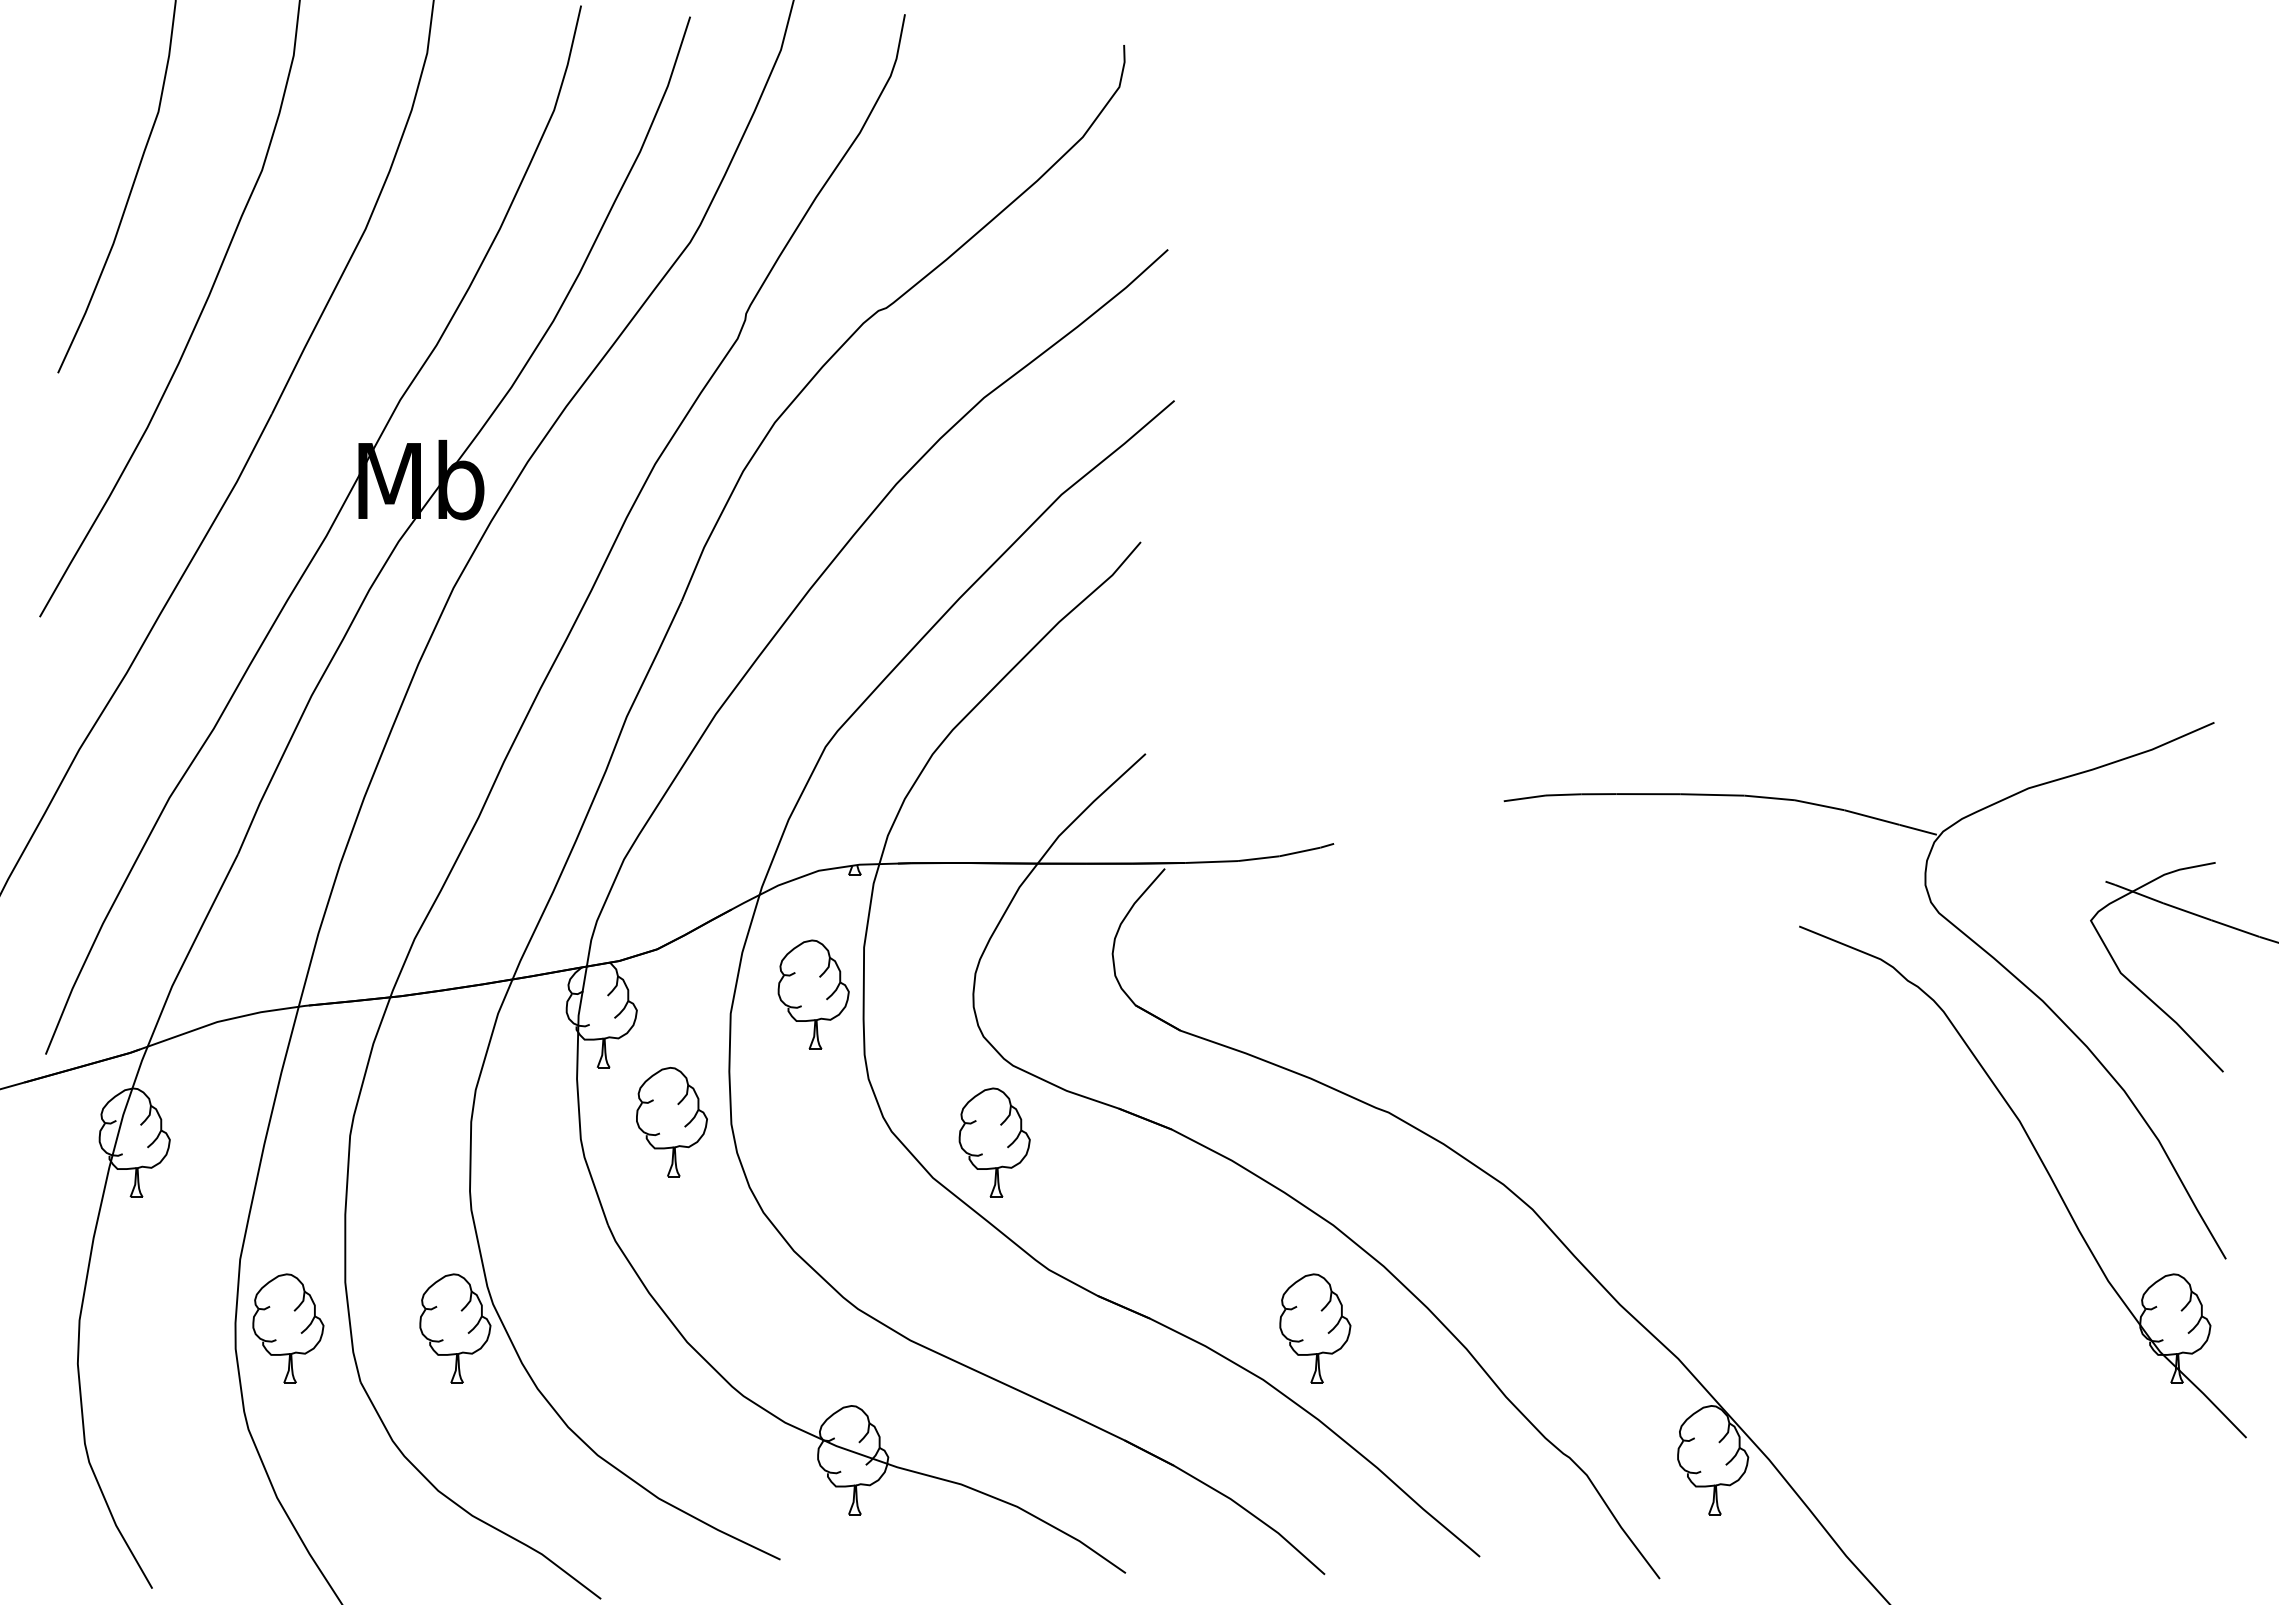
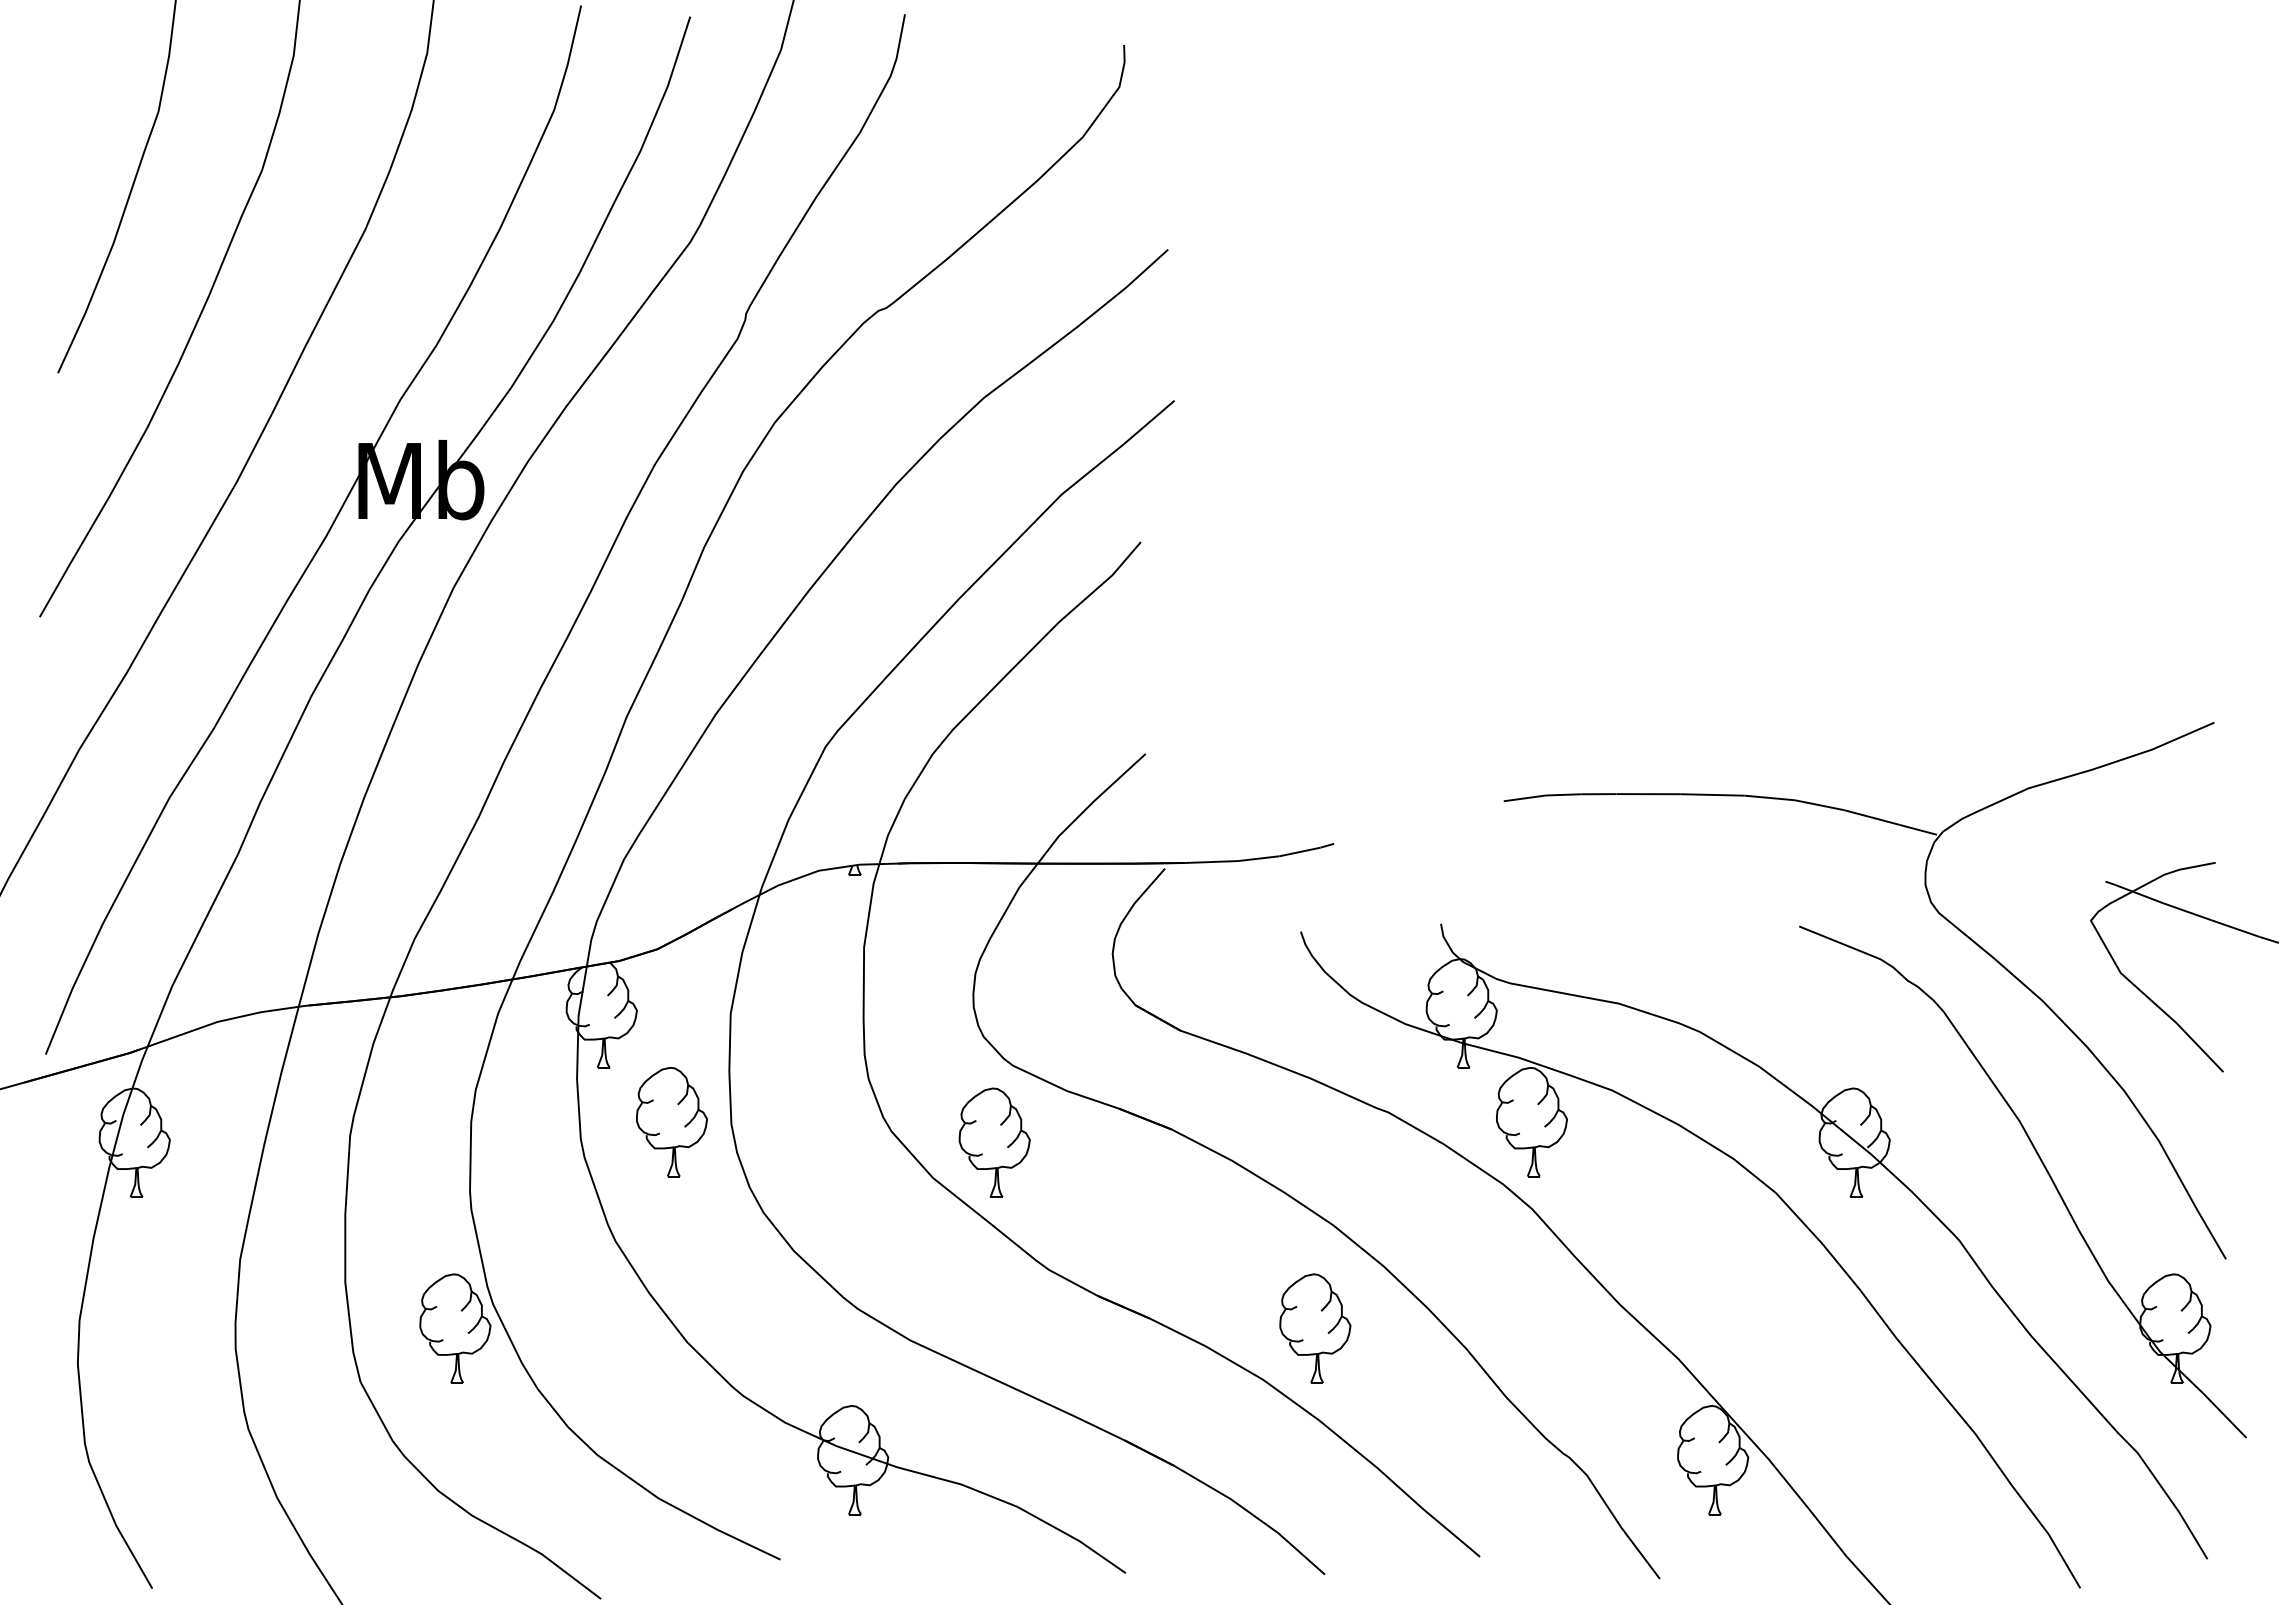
part: present -> none (813, 994)
part: none -> present (1797, 1218)
part: present -> none (288, 1328)
